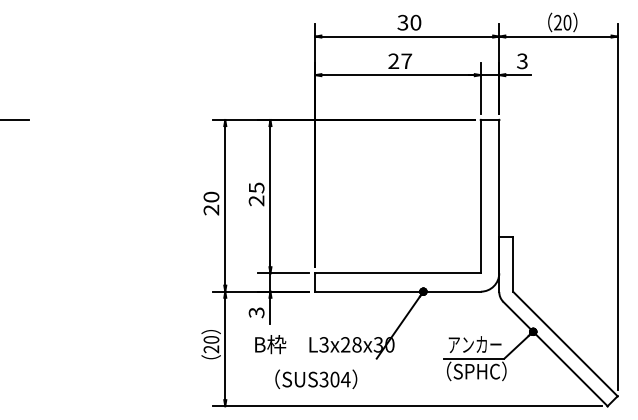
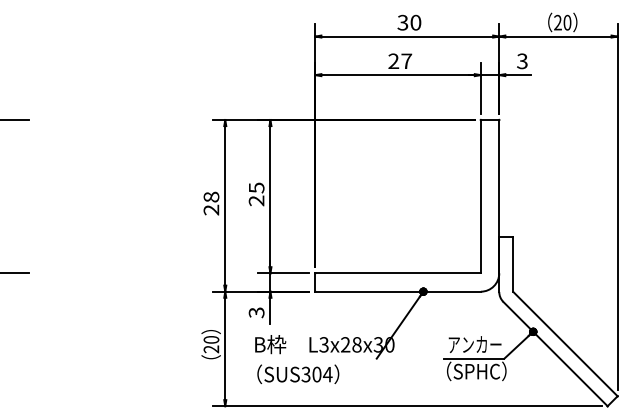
text: 20 -> 28 (211, 196)
line: none -> present (15, 273)
text position: (316, 378) -> (298, 373) (298, 373)
